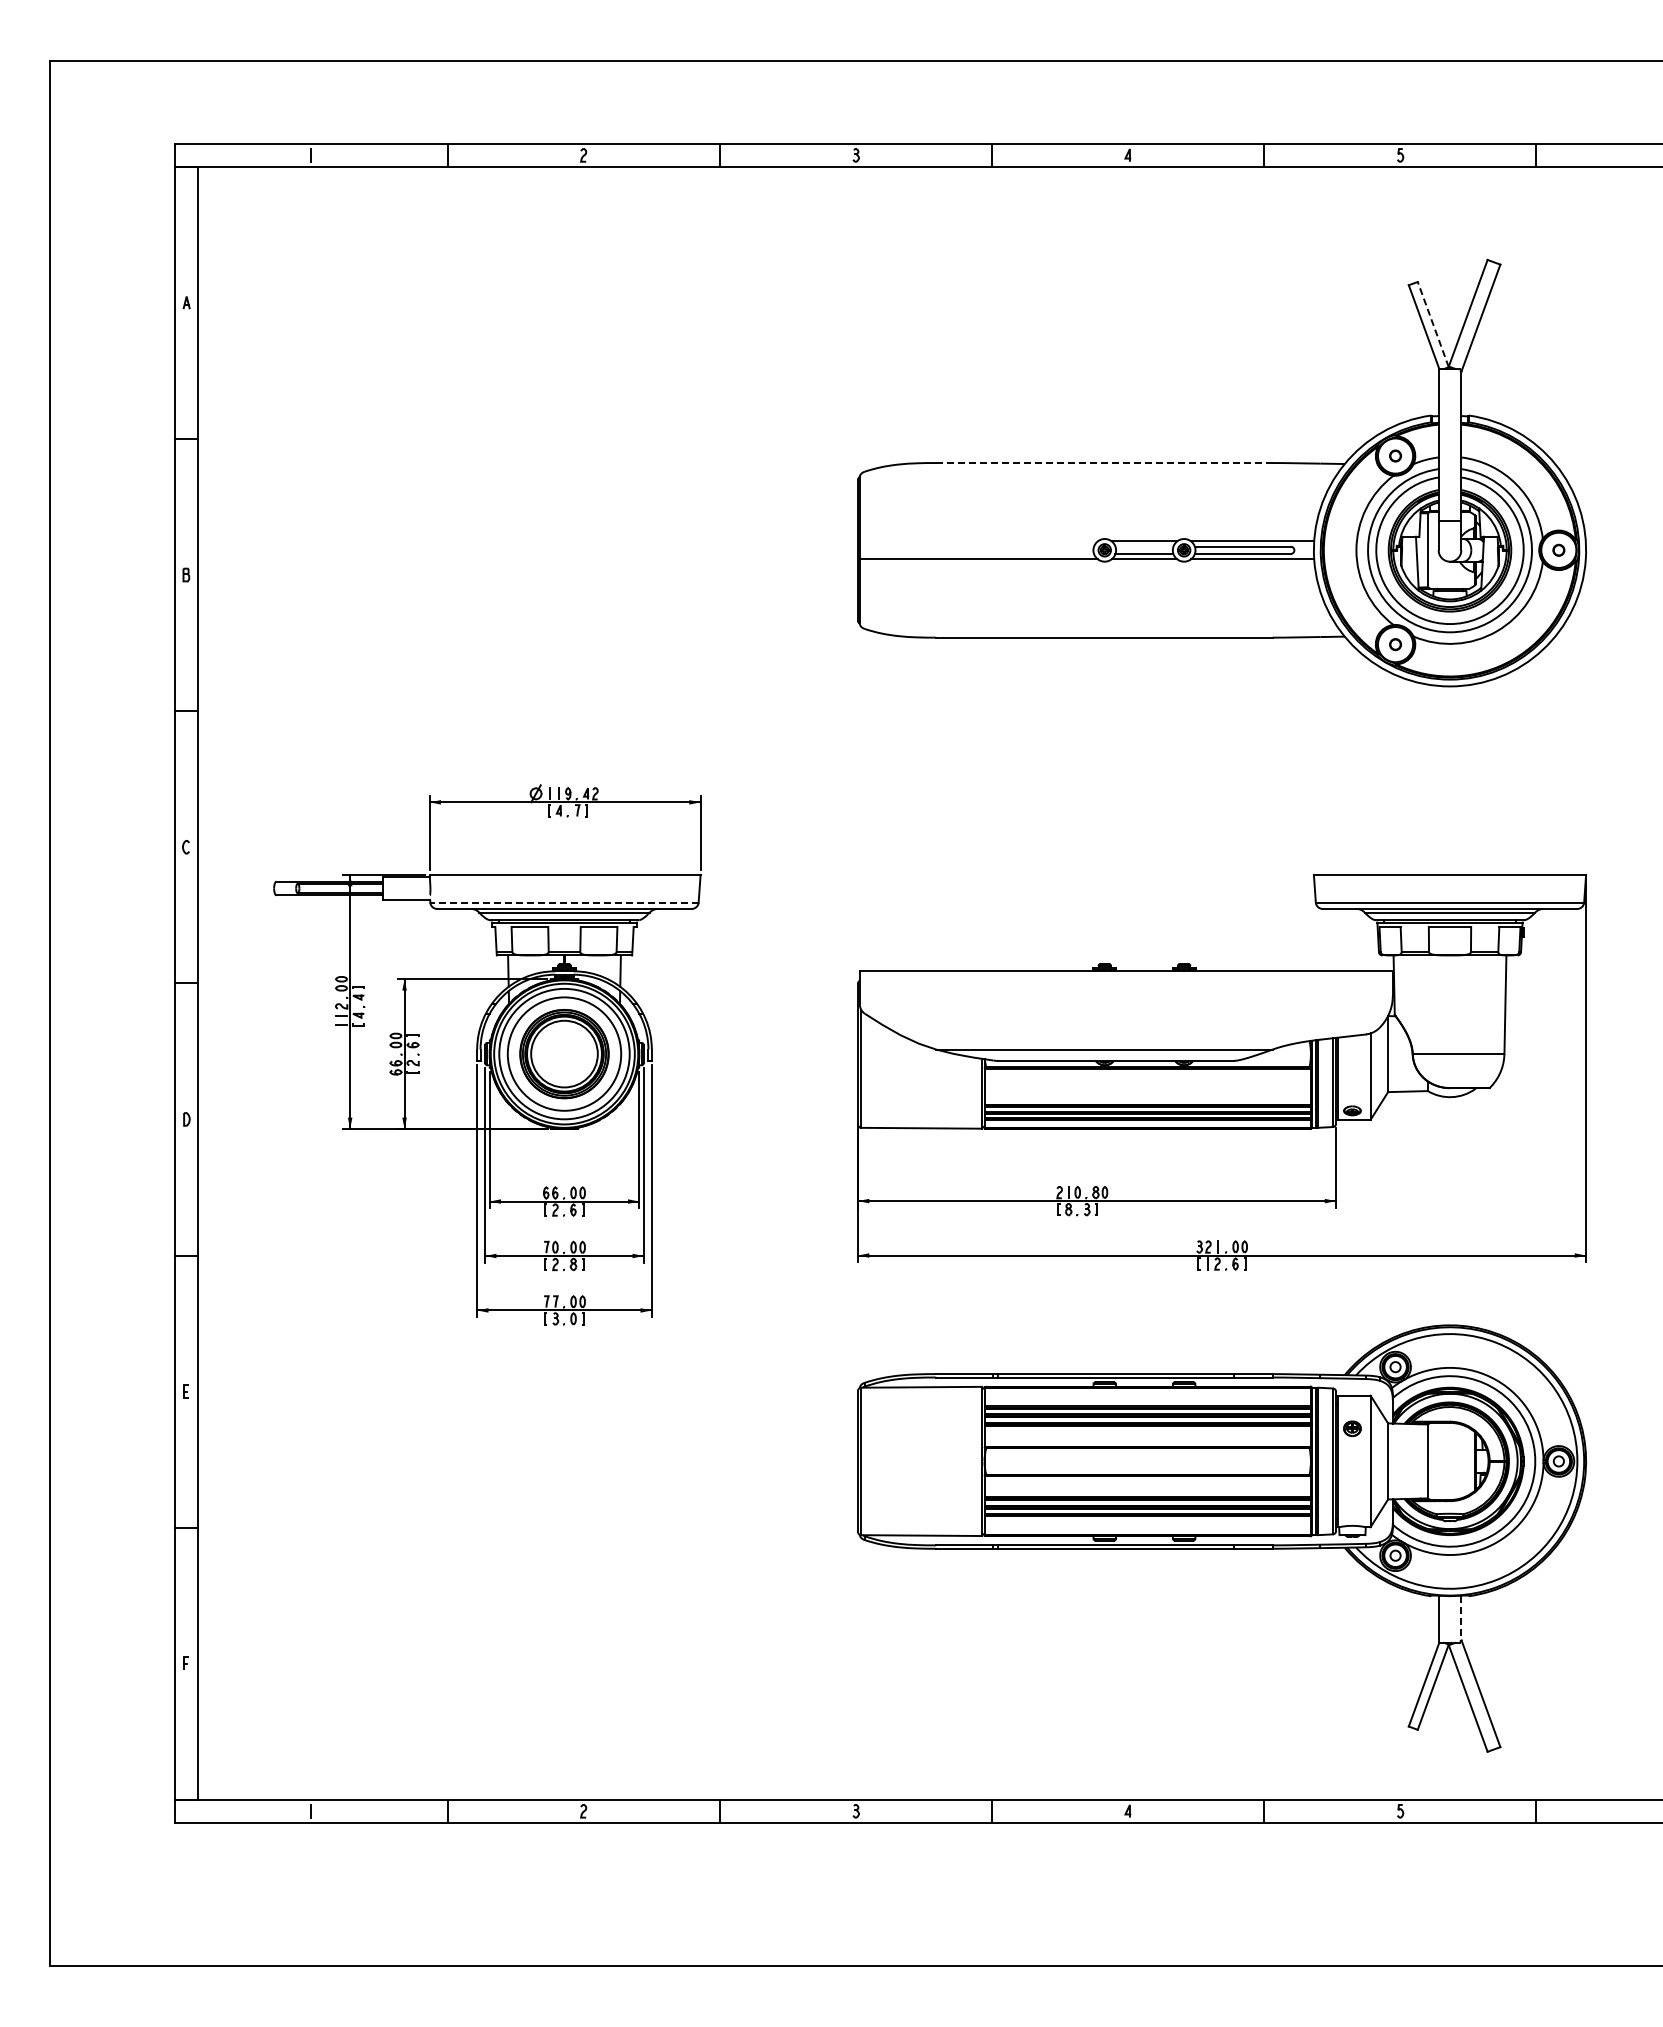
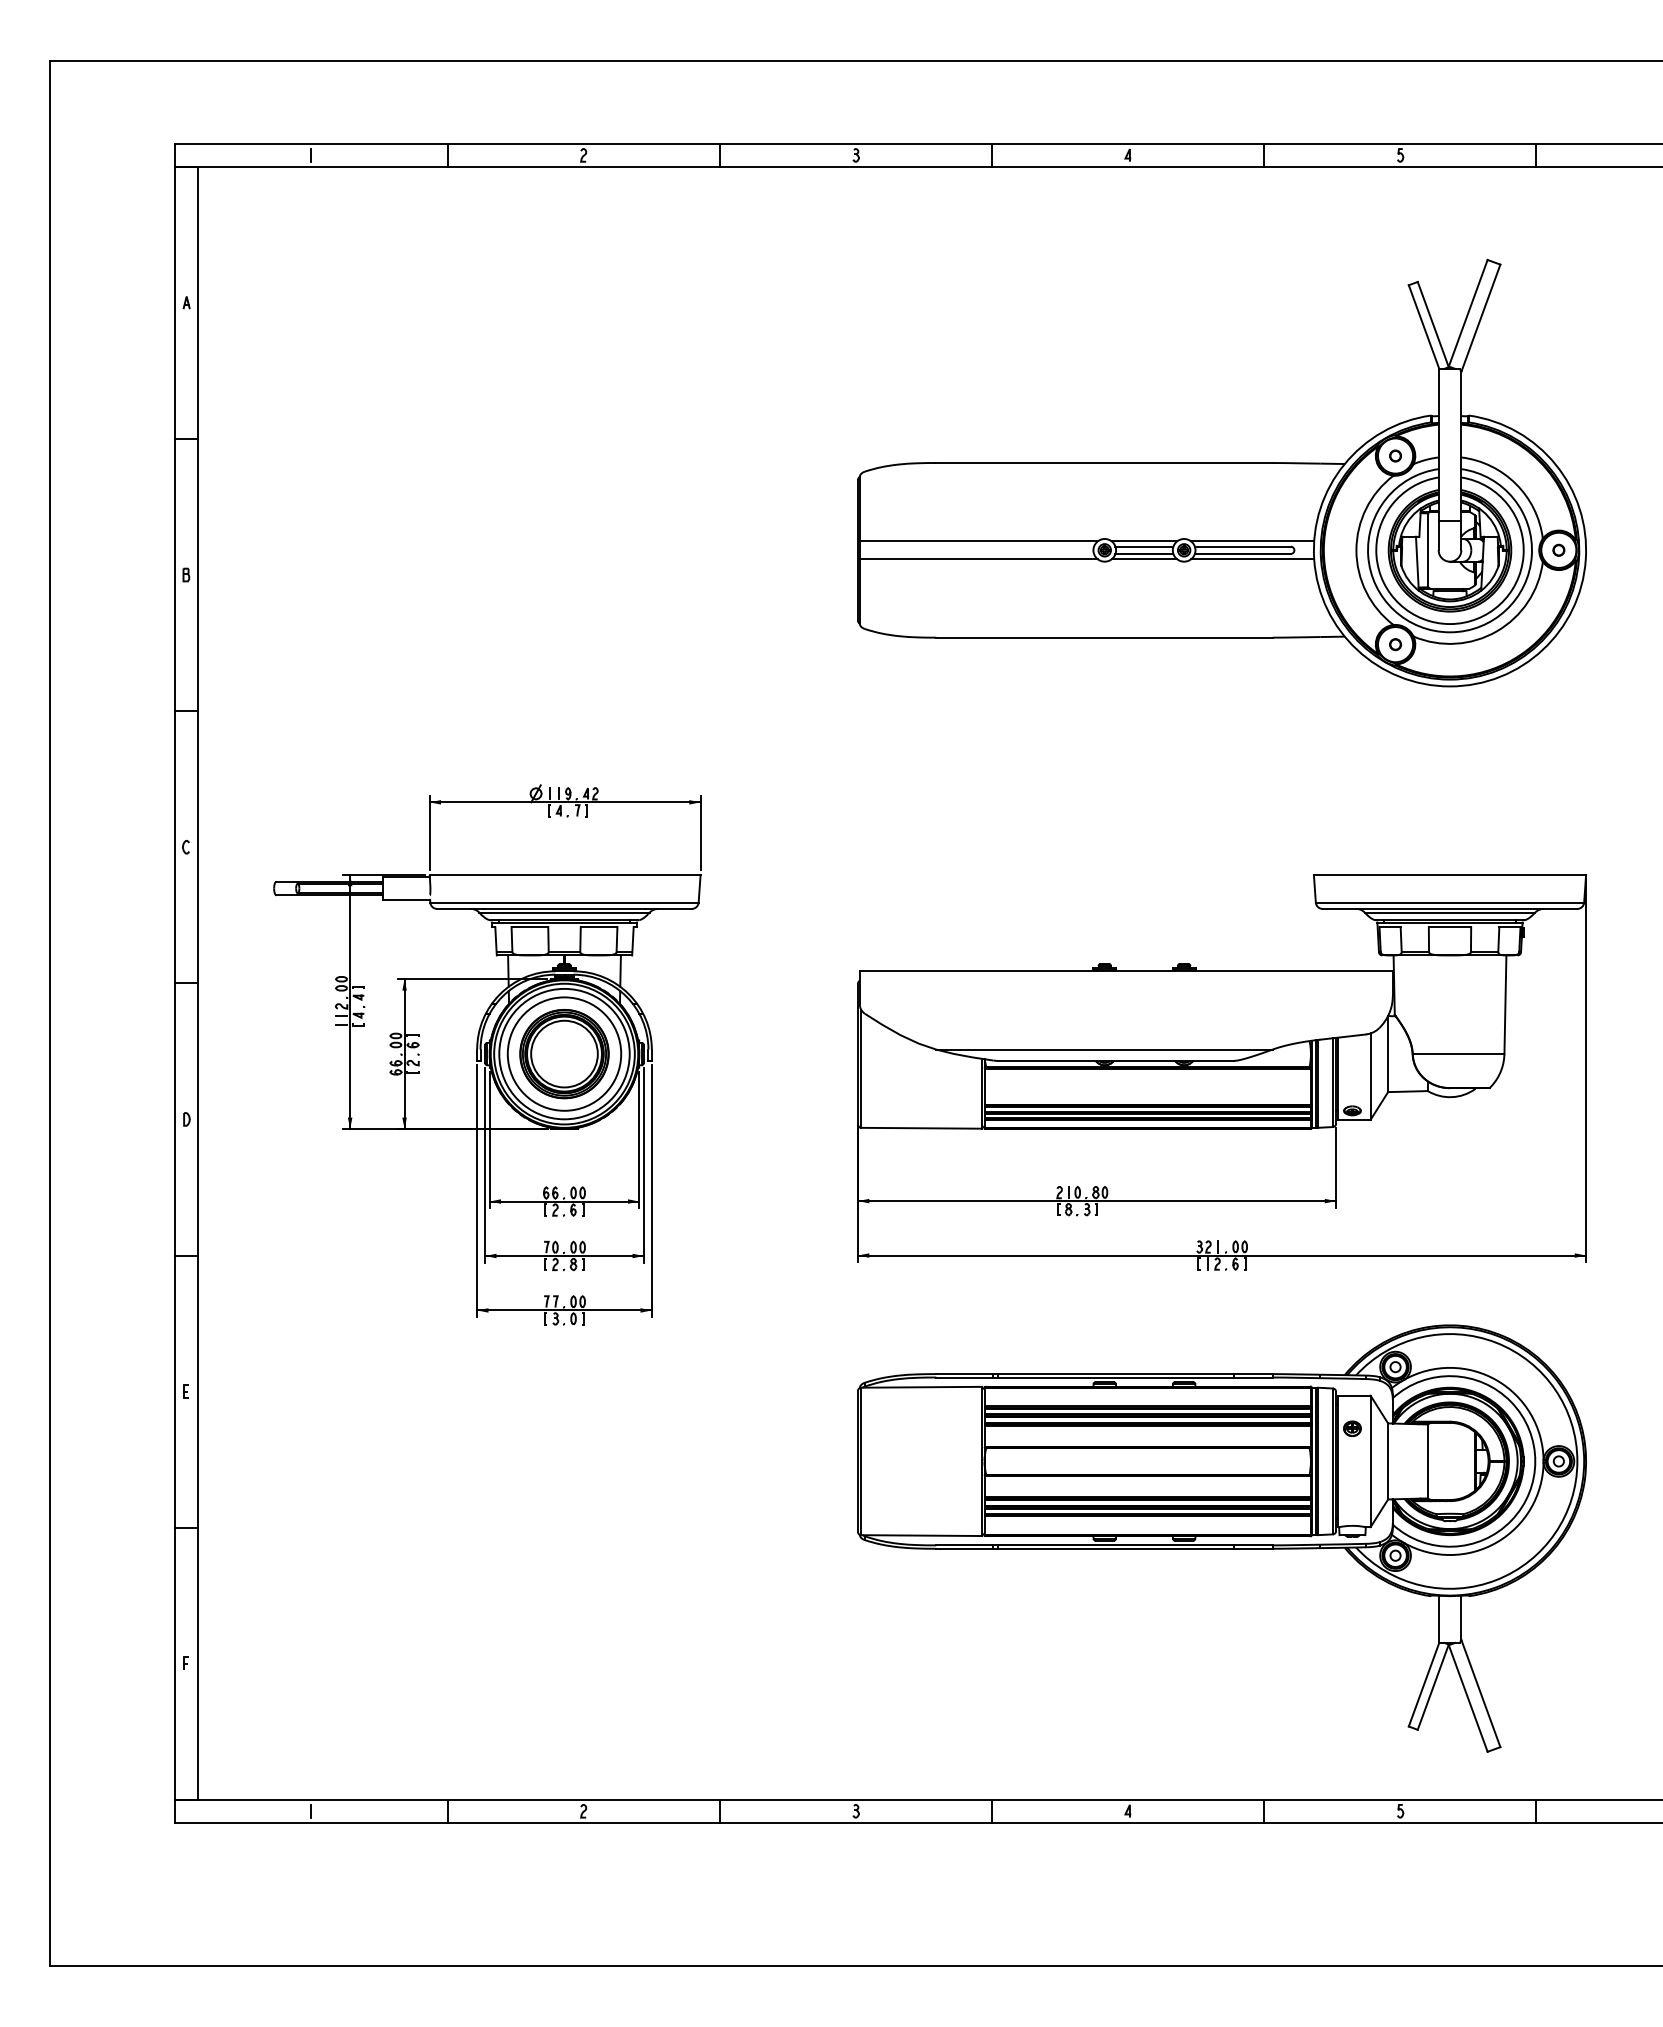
line: dashed -> solid (1433, 324)
line: dashed -> solid (1103, 463)
line: none -> present (978, 541)
line: none -> present (1144, 546)
line: dashed -> solid (564, 902)
line: dashed -> solid (1461, 1618)
